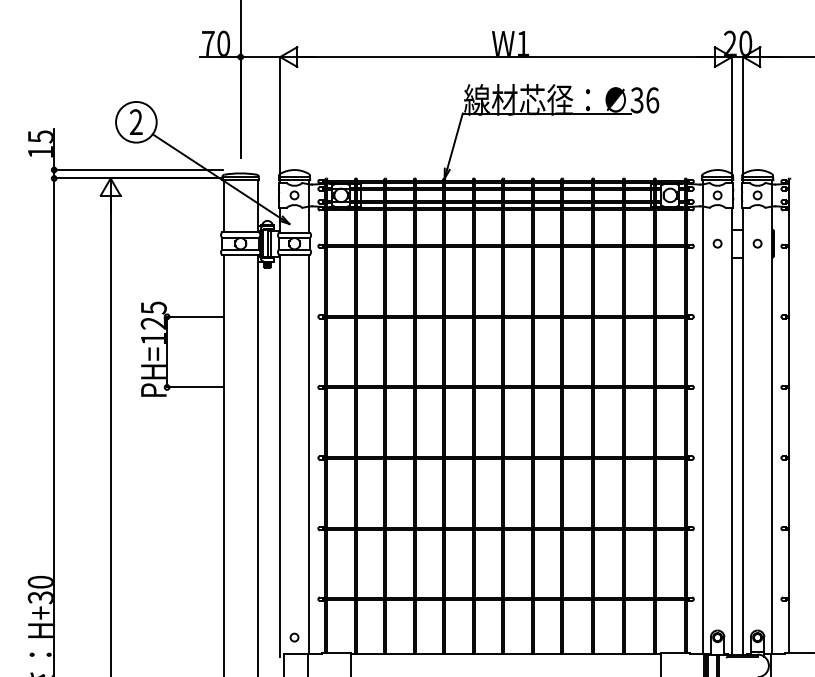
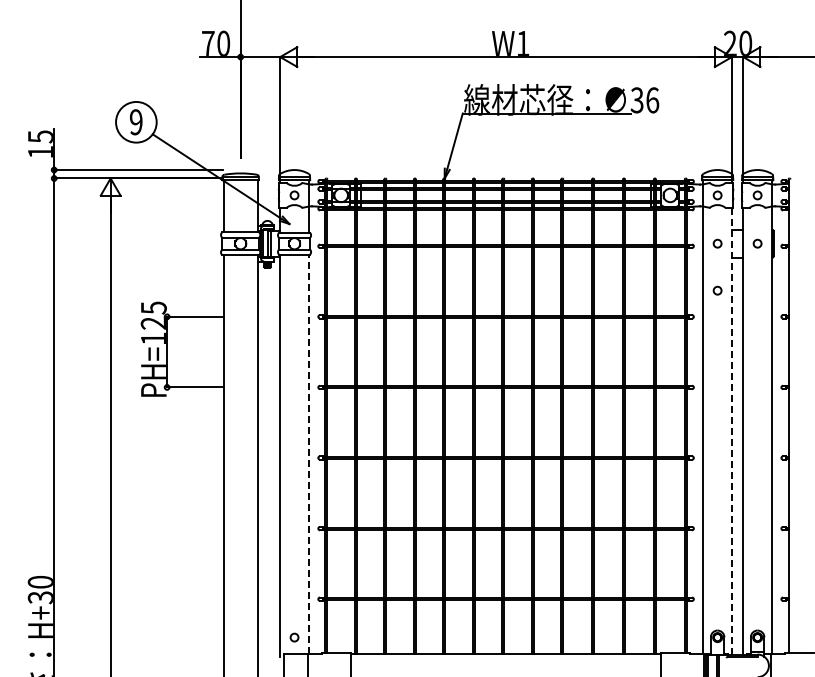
text: 2 -> 9 (135, 122)
circle: none -> present (717, 290)
line: solid -> dashed (731, 430)
line: solid -> dashed (308, 454)
